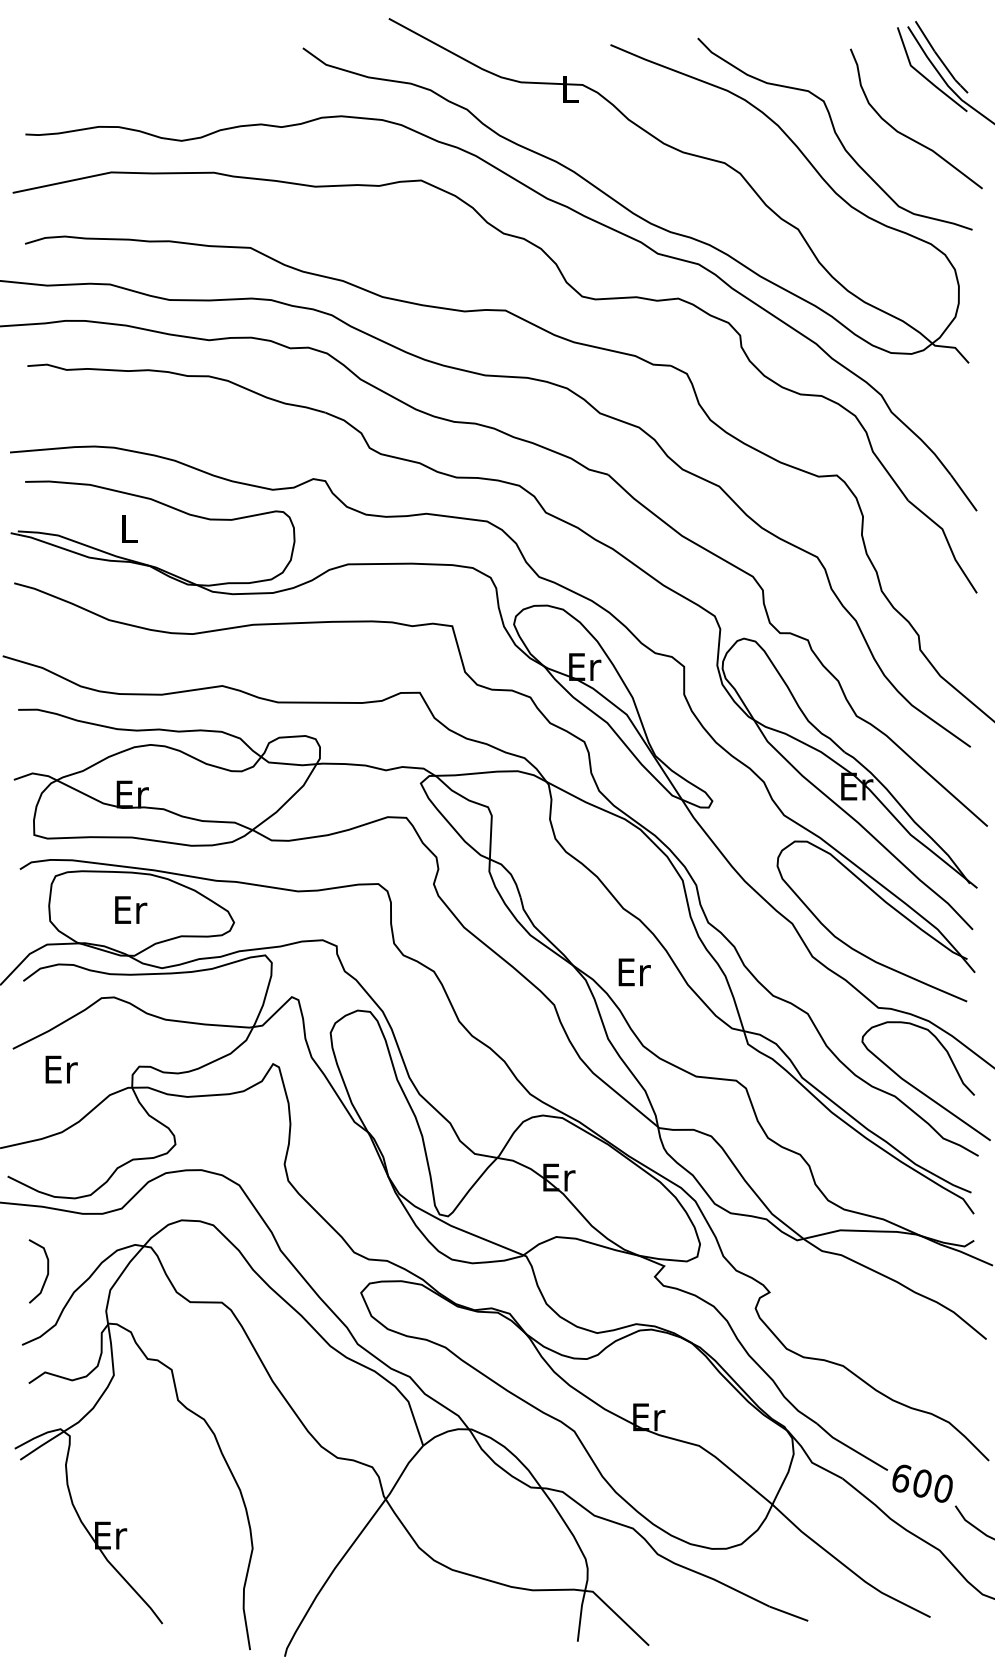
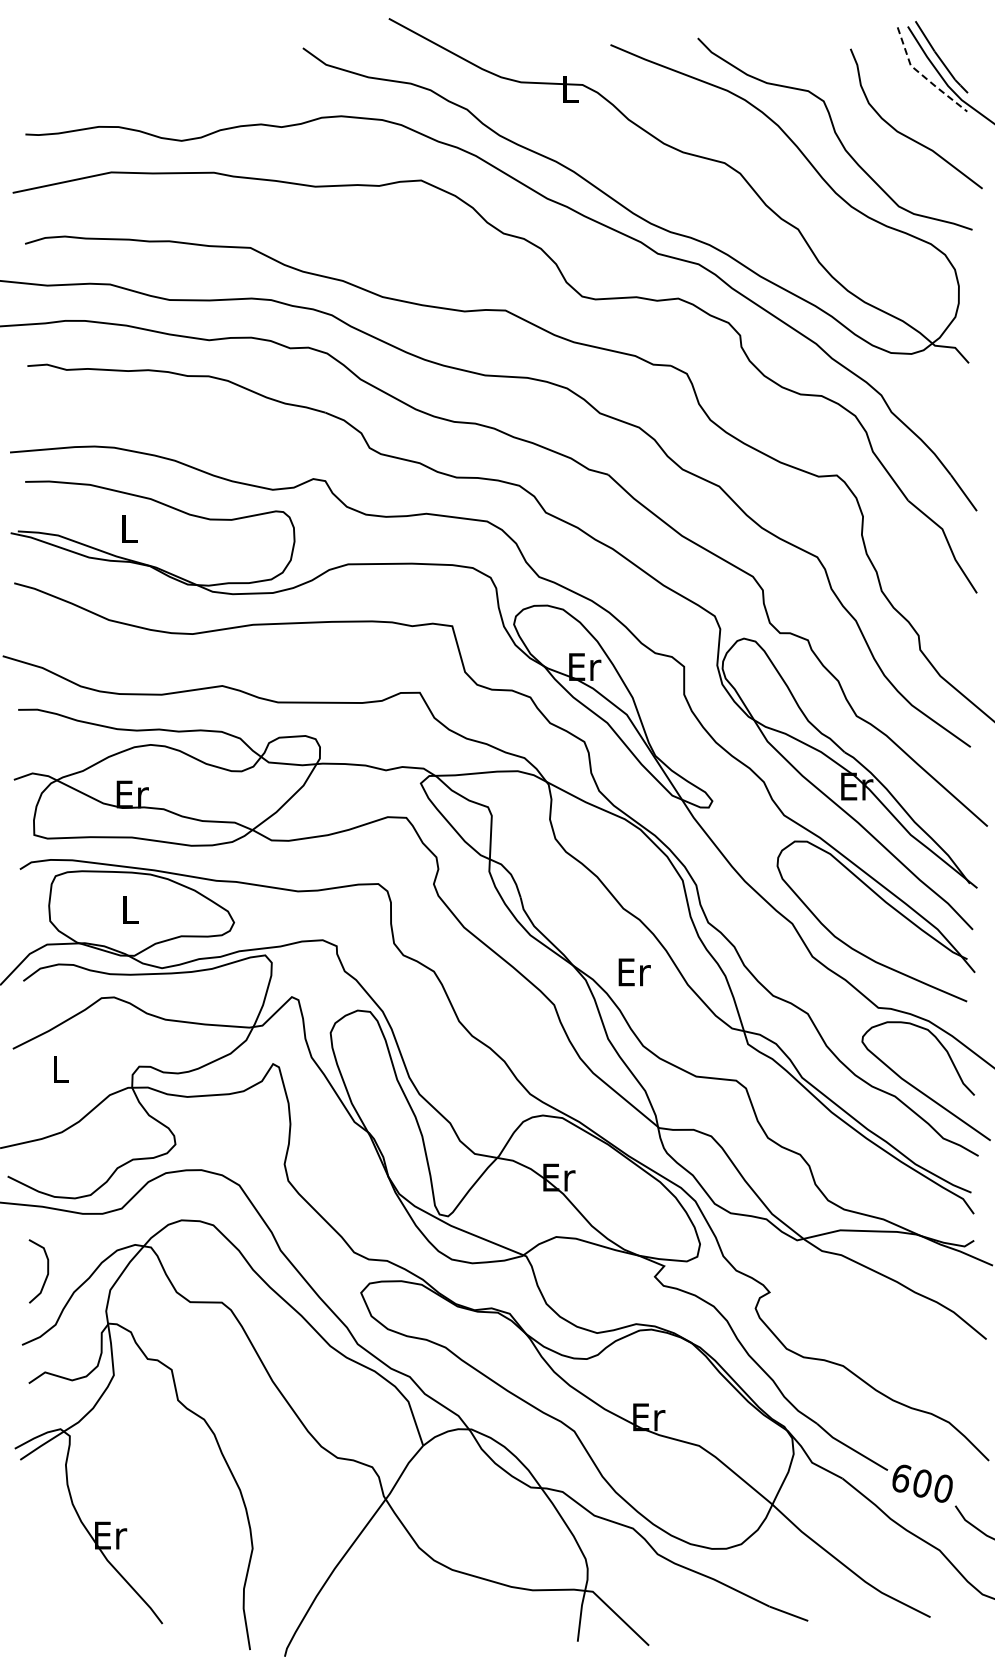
line: solid -> dashed (923, 76)
text: Er -> L (131, 909)
text: Er -> L (61, 1069)
